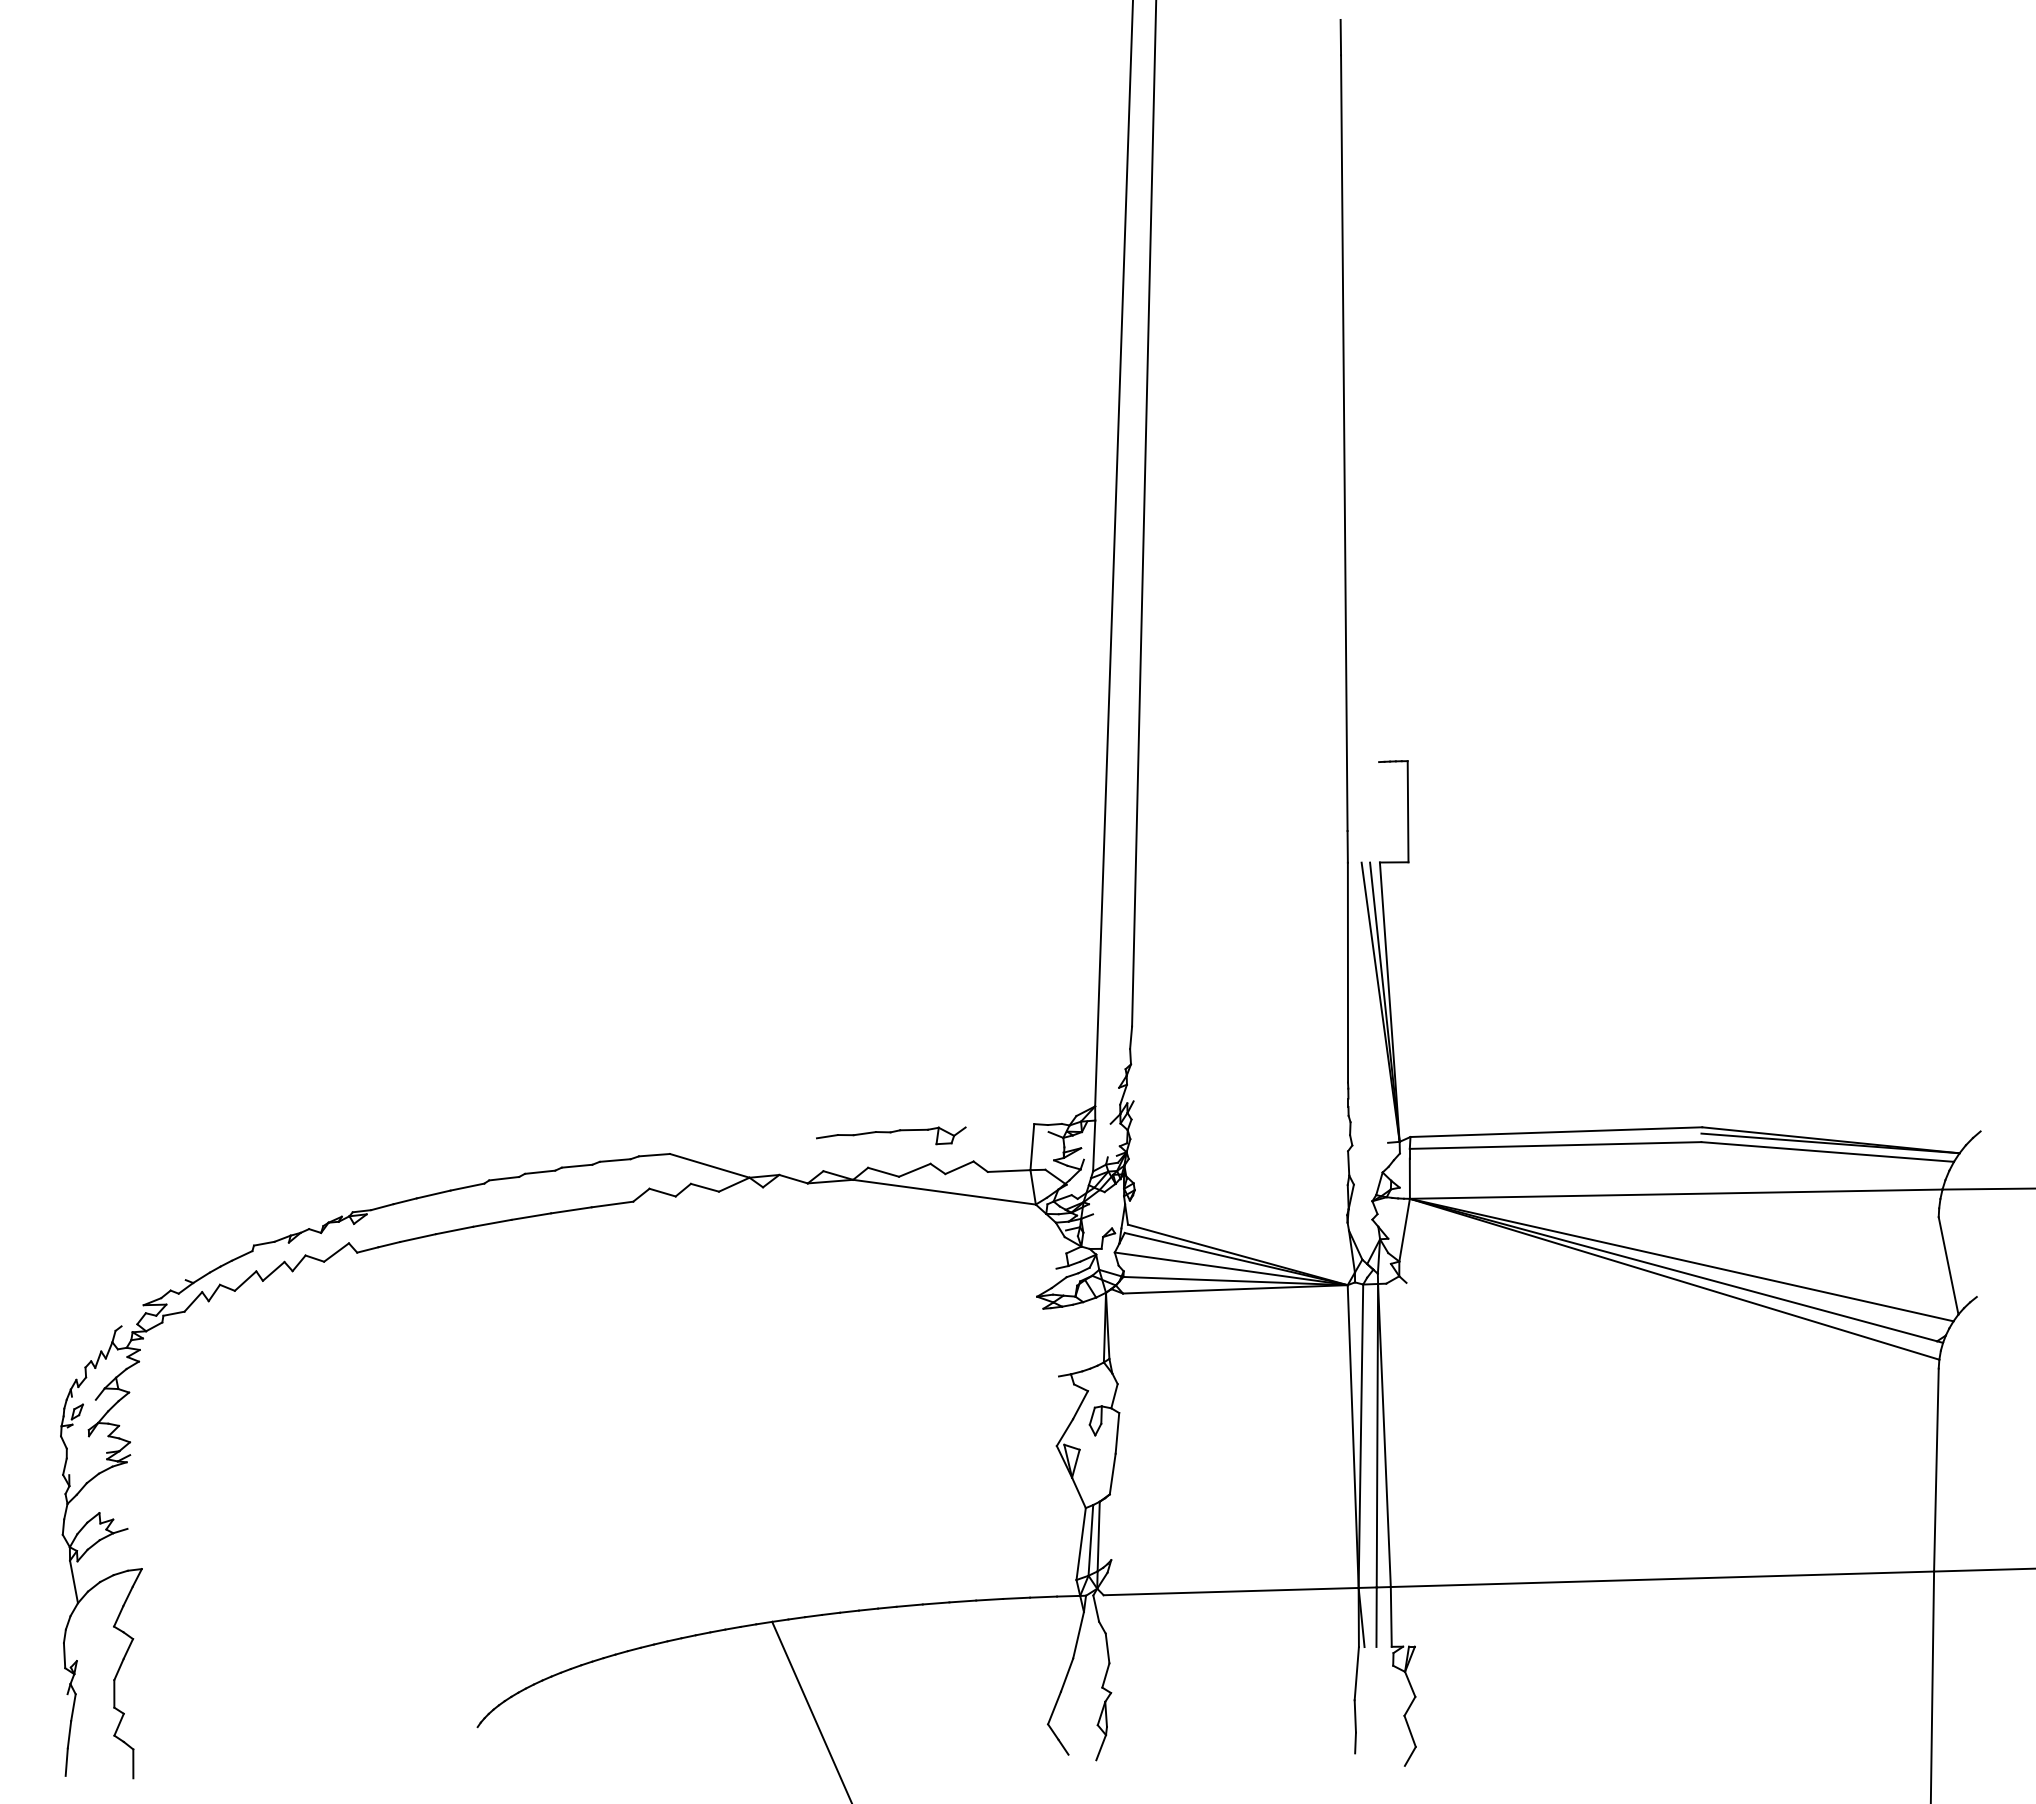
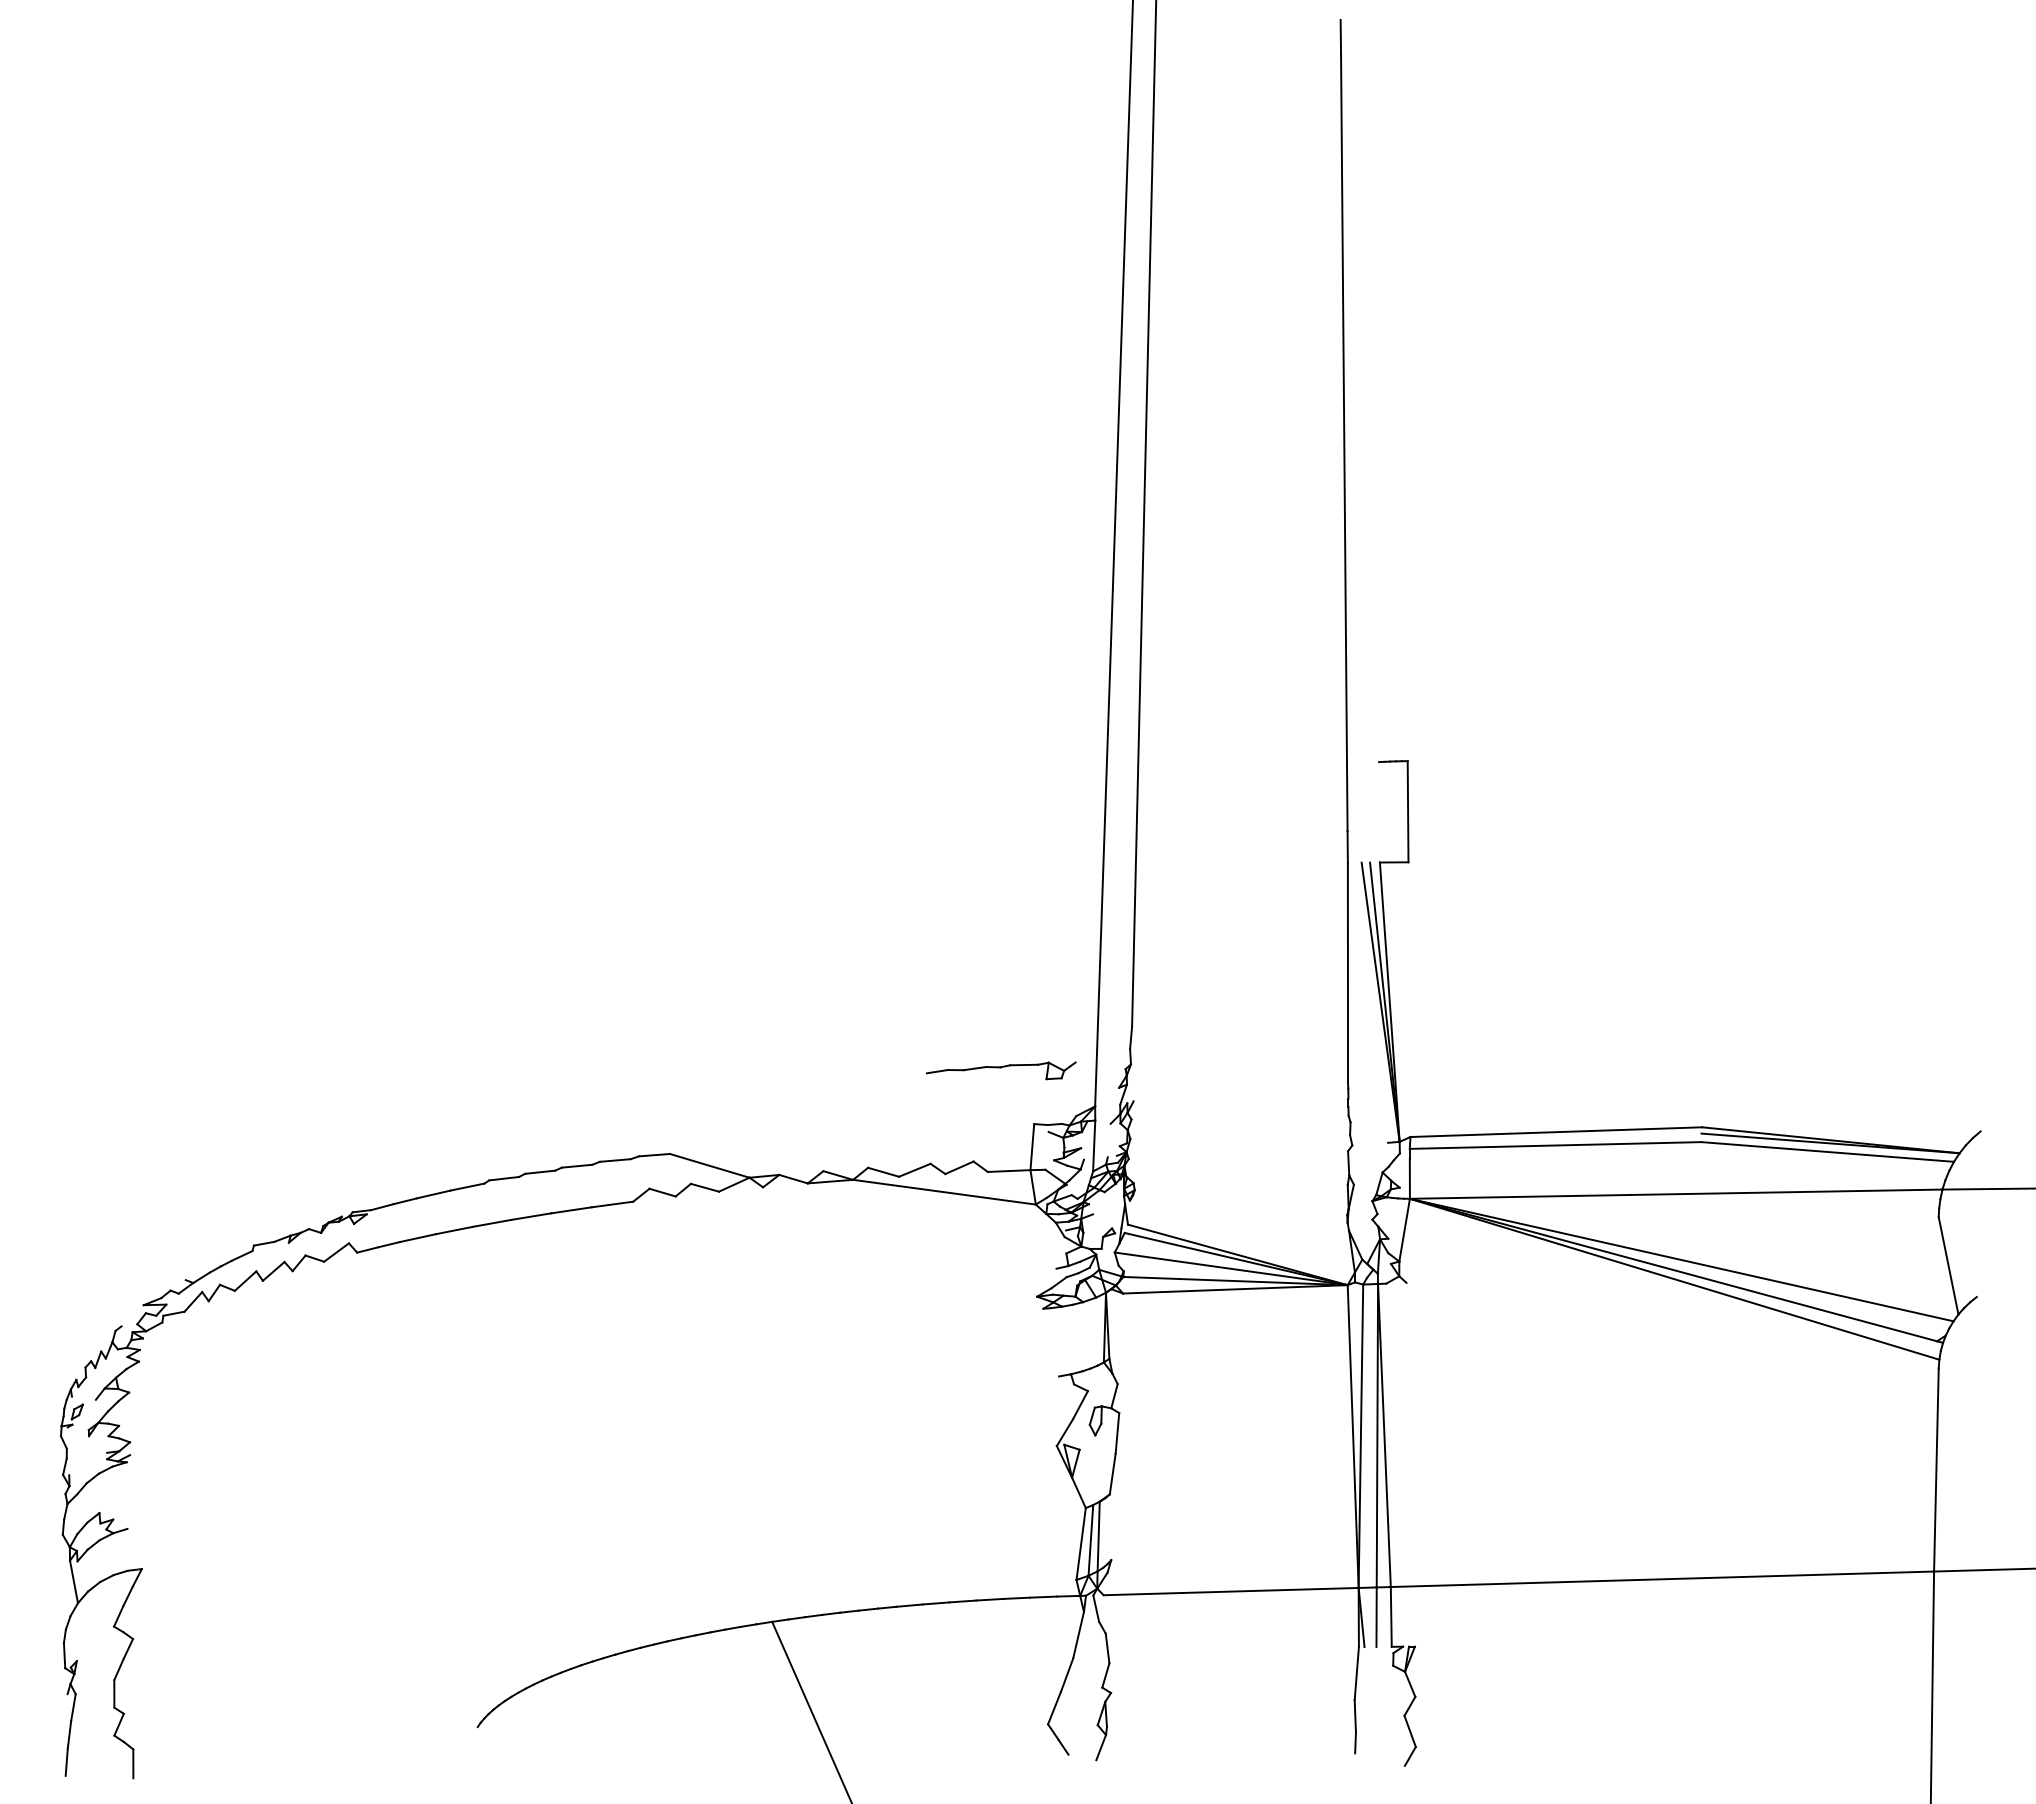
part position: (891, 1135) -> (1001, 1070) (1001, 1070)
